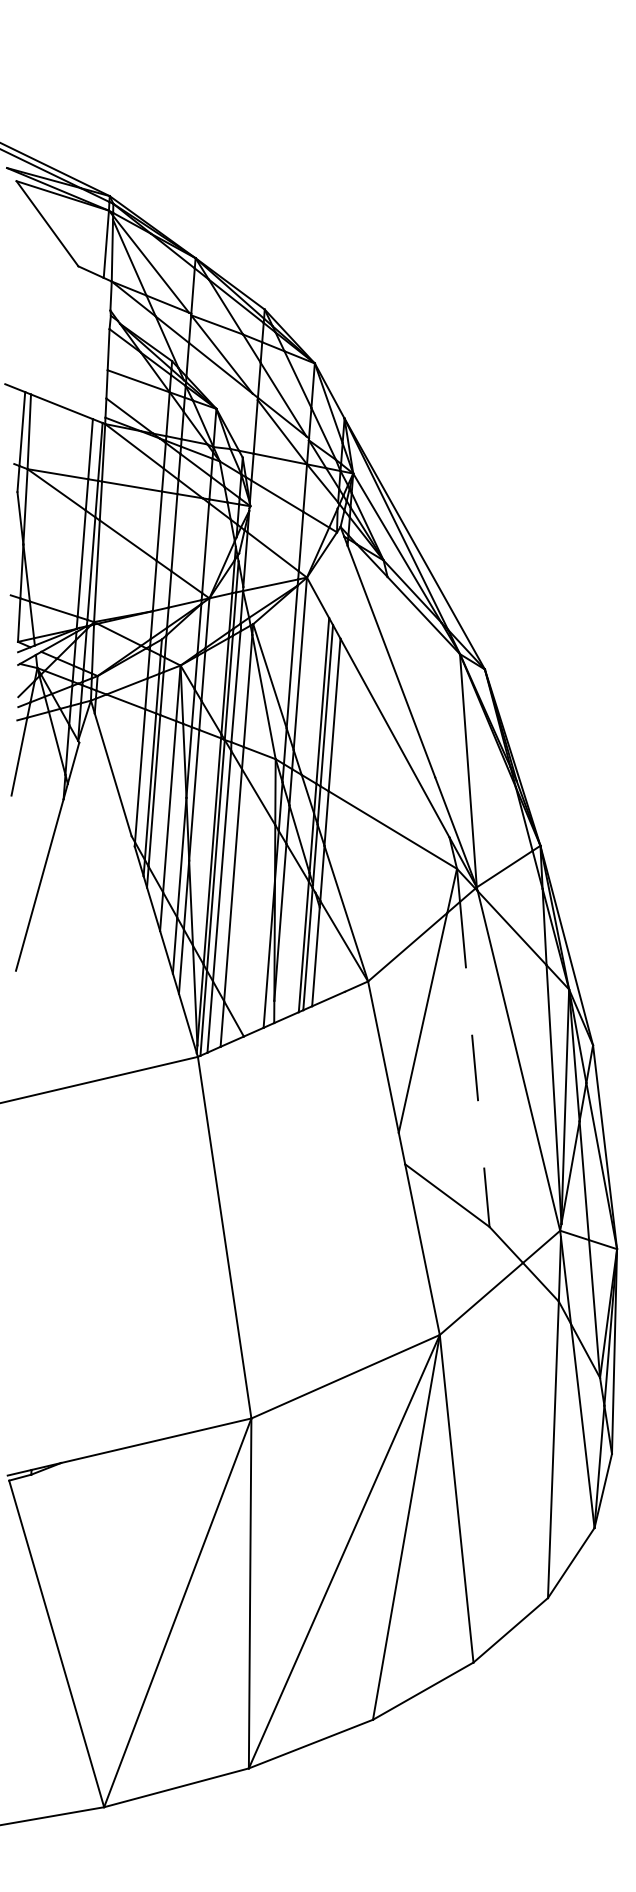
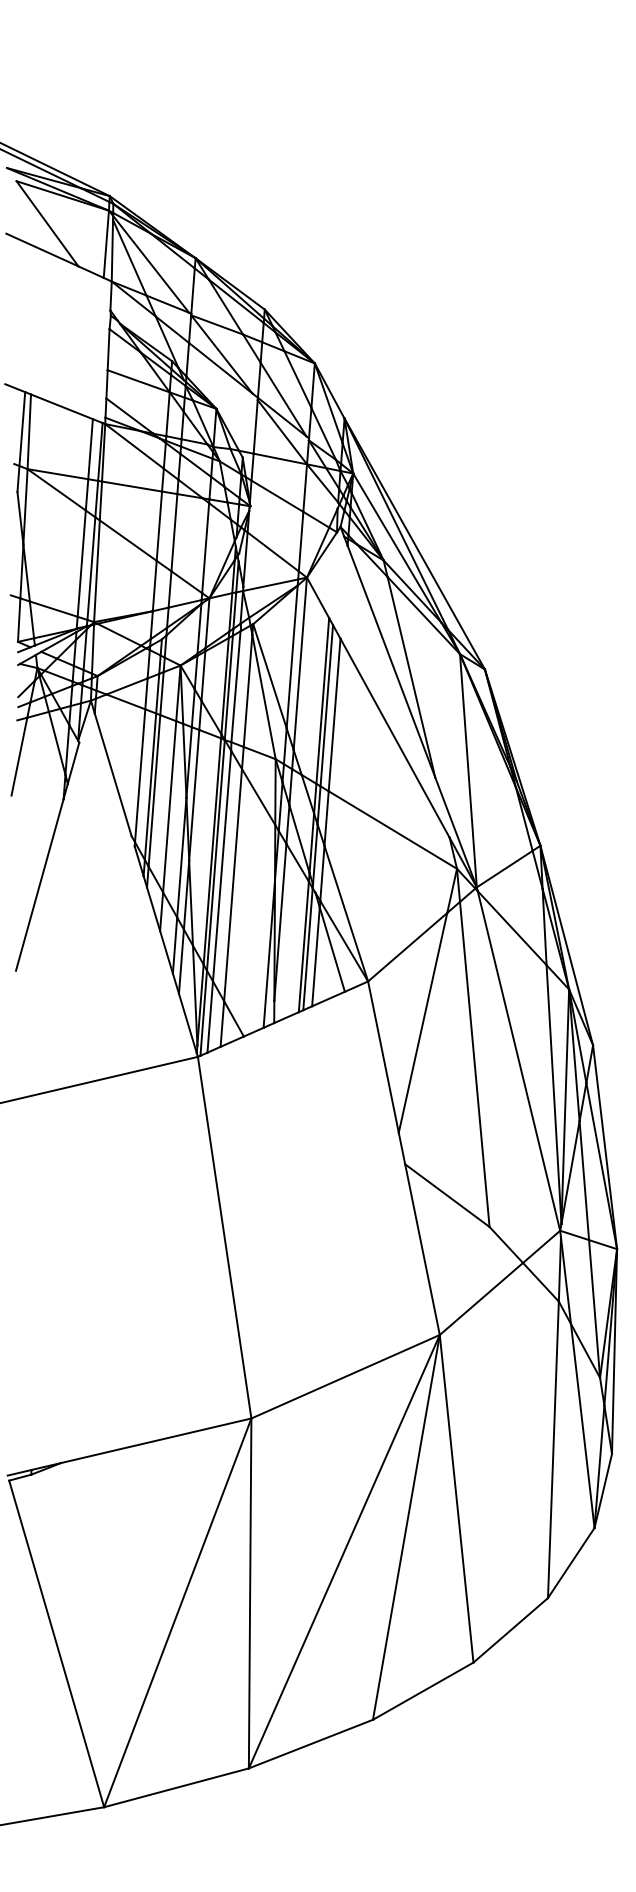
line: none -> present (42, 249)
line: none -> present (411, 677)
line: none -> present (331, 949)
line: dashed -> solid (474, 1064)
